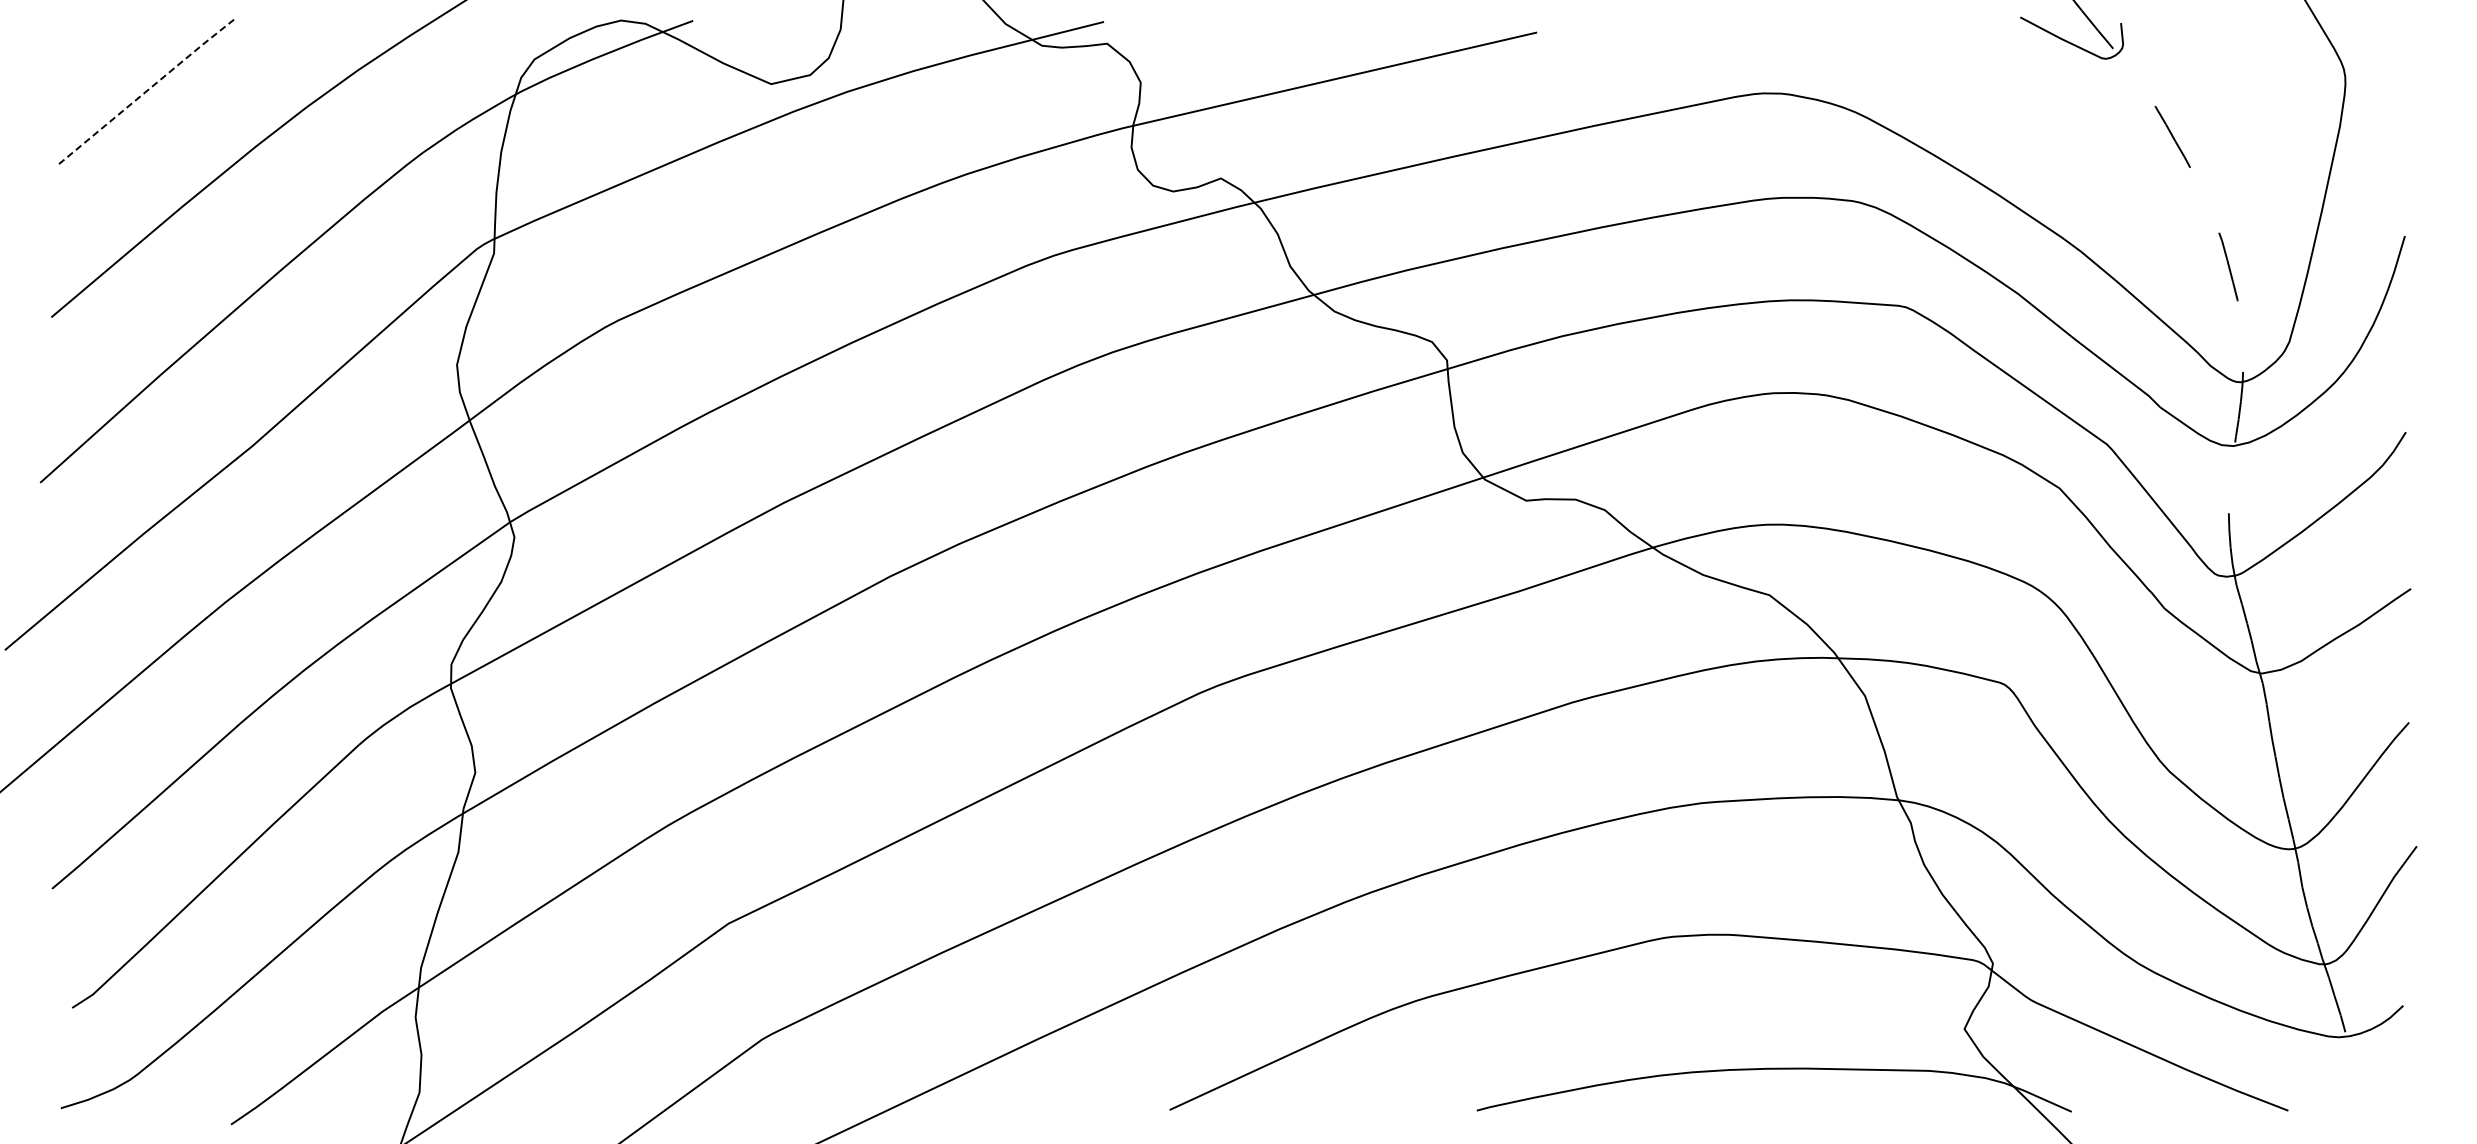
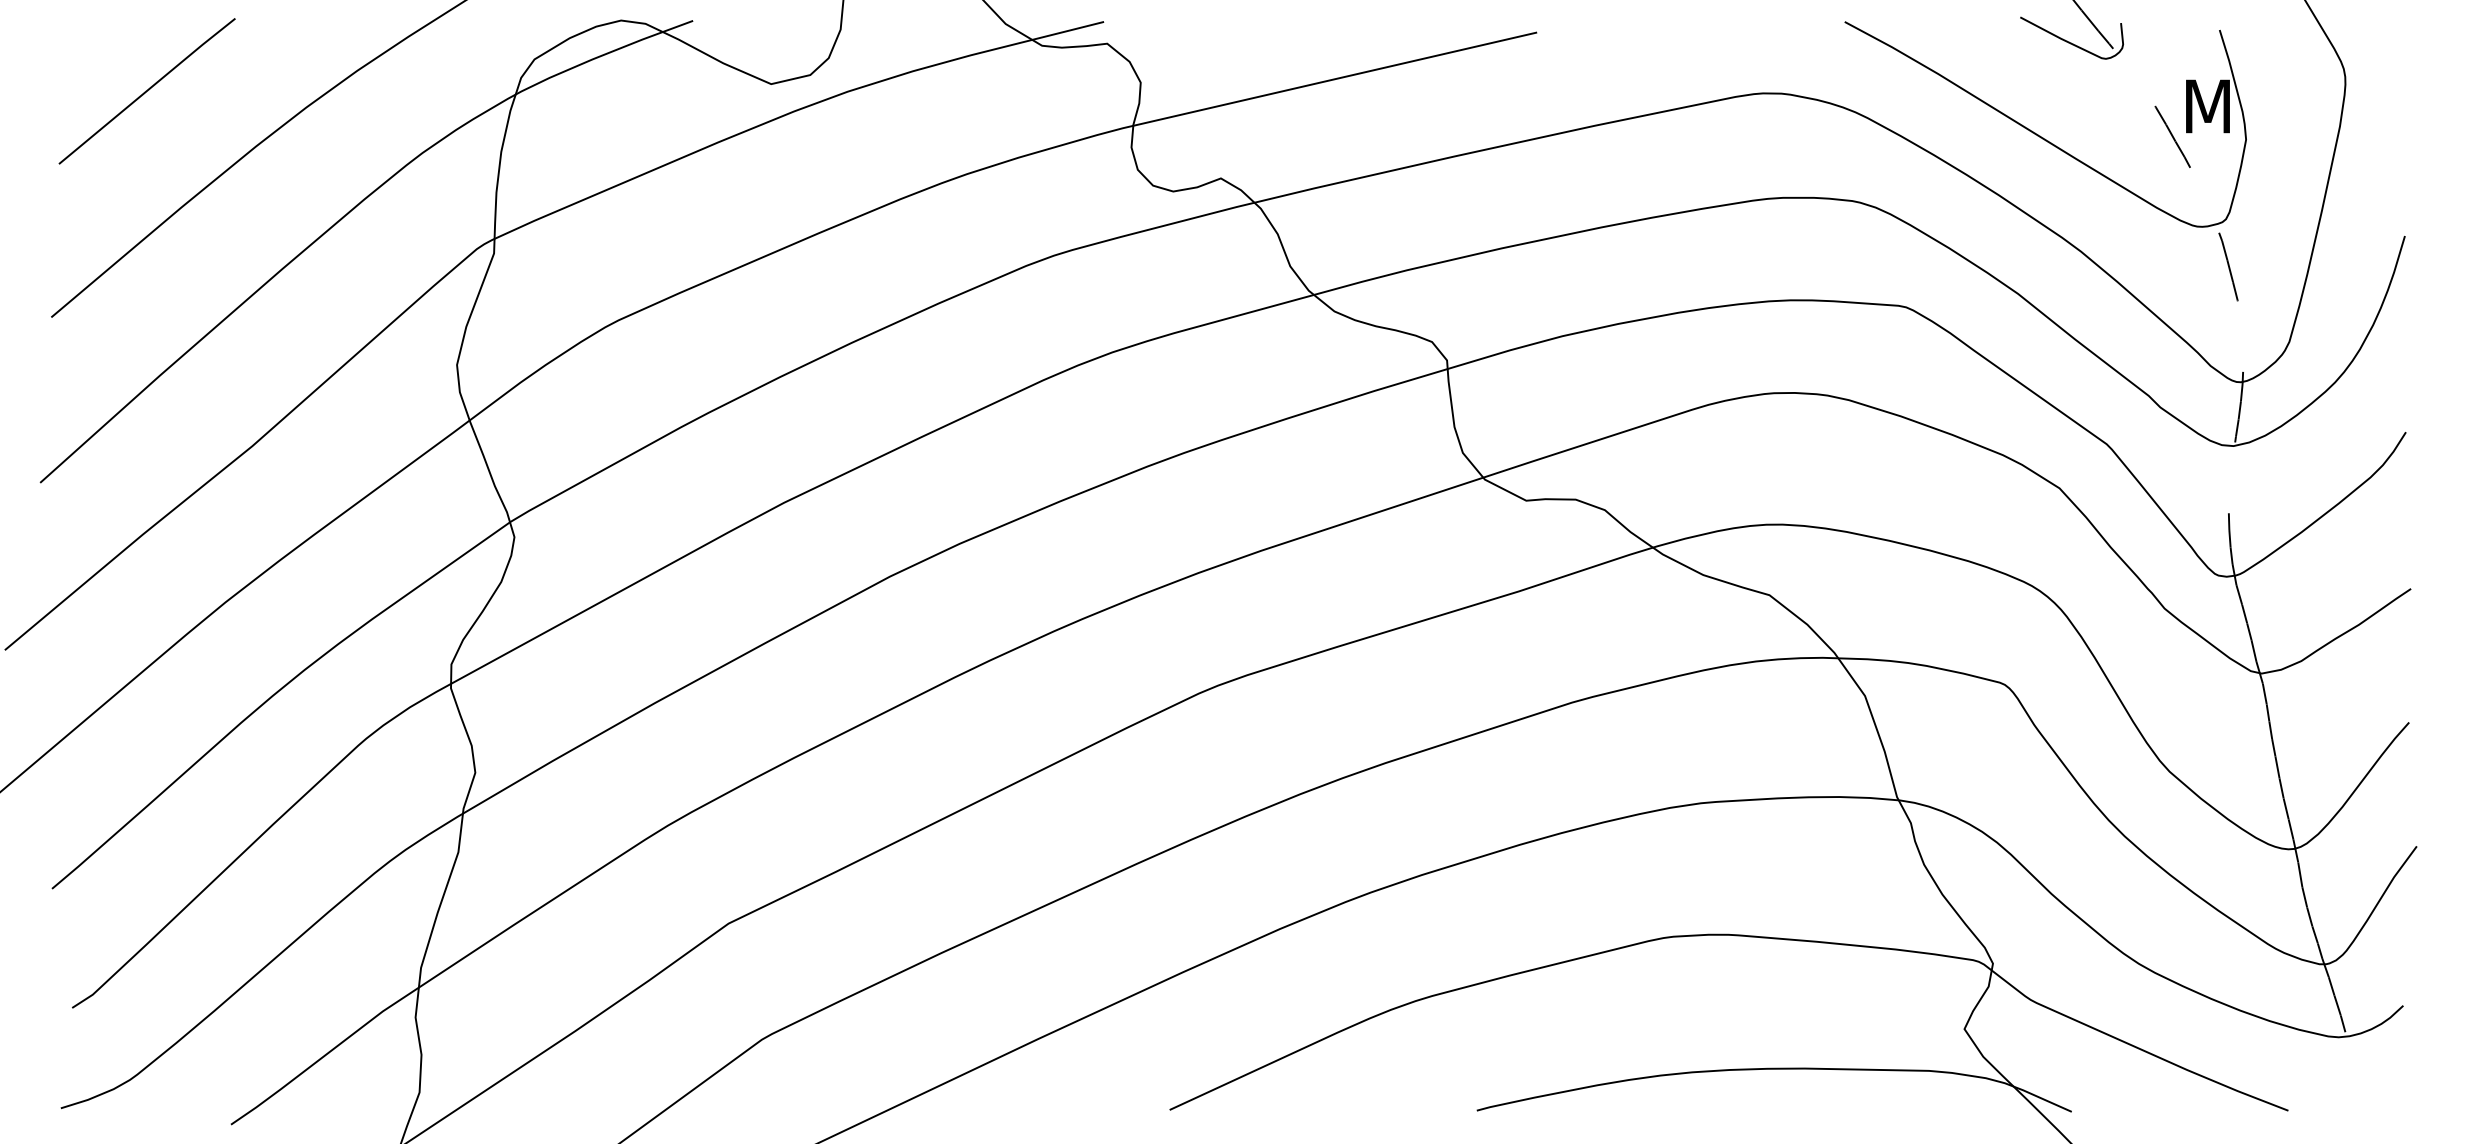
line: dashed -> solid (147, 90)
part: none -> present (2040, 135)
